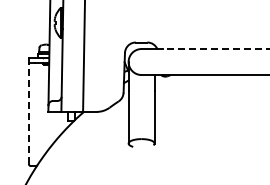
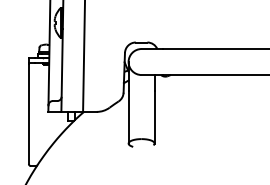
line: dashed -> solid (216, 49)
line: dashed -> solid (28, 113)
